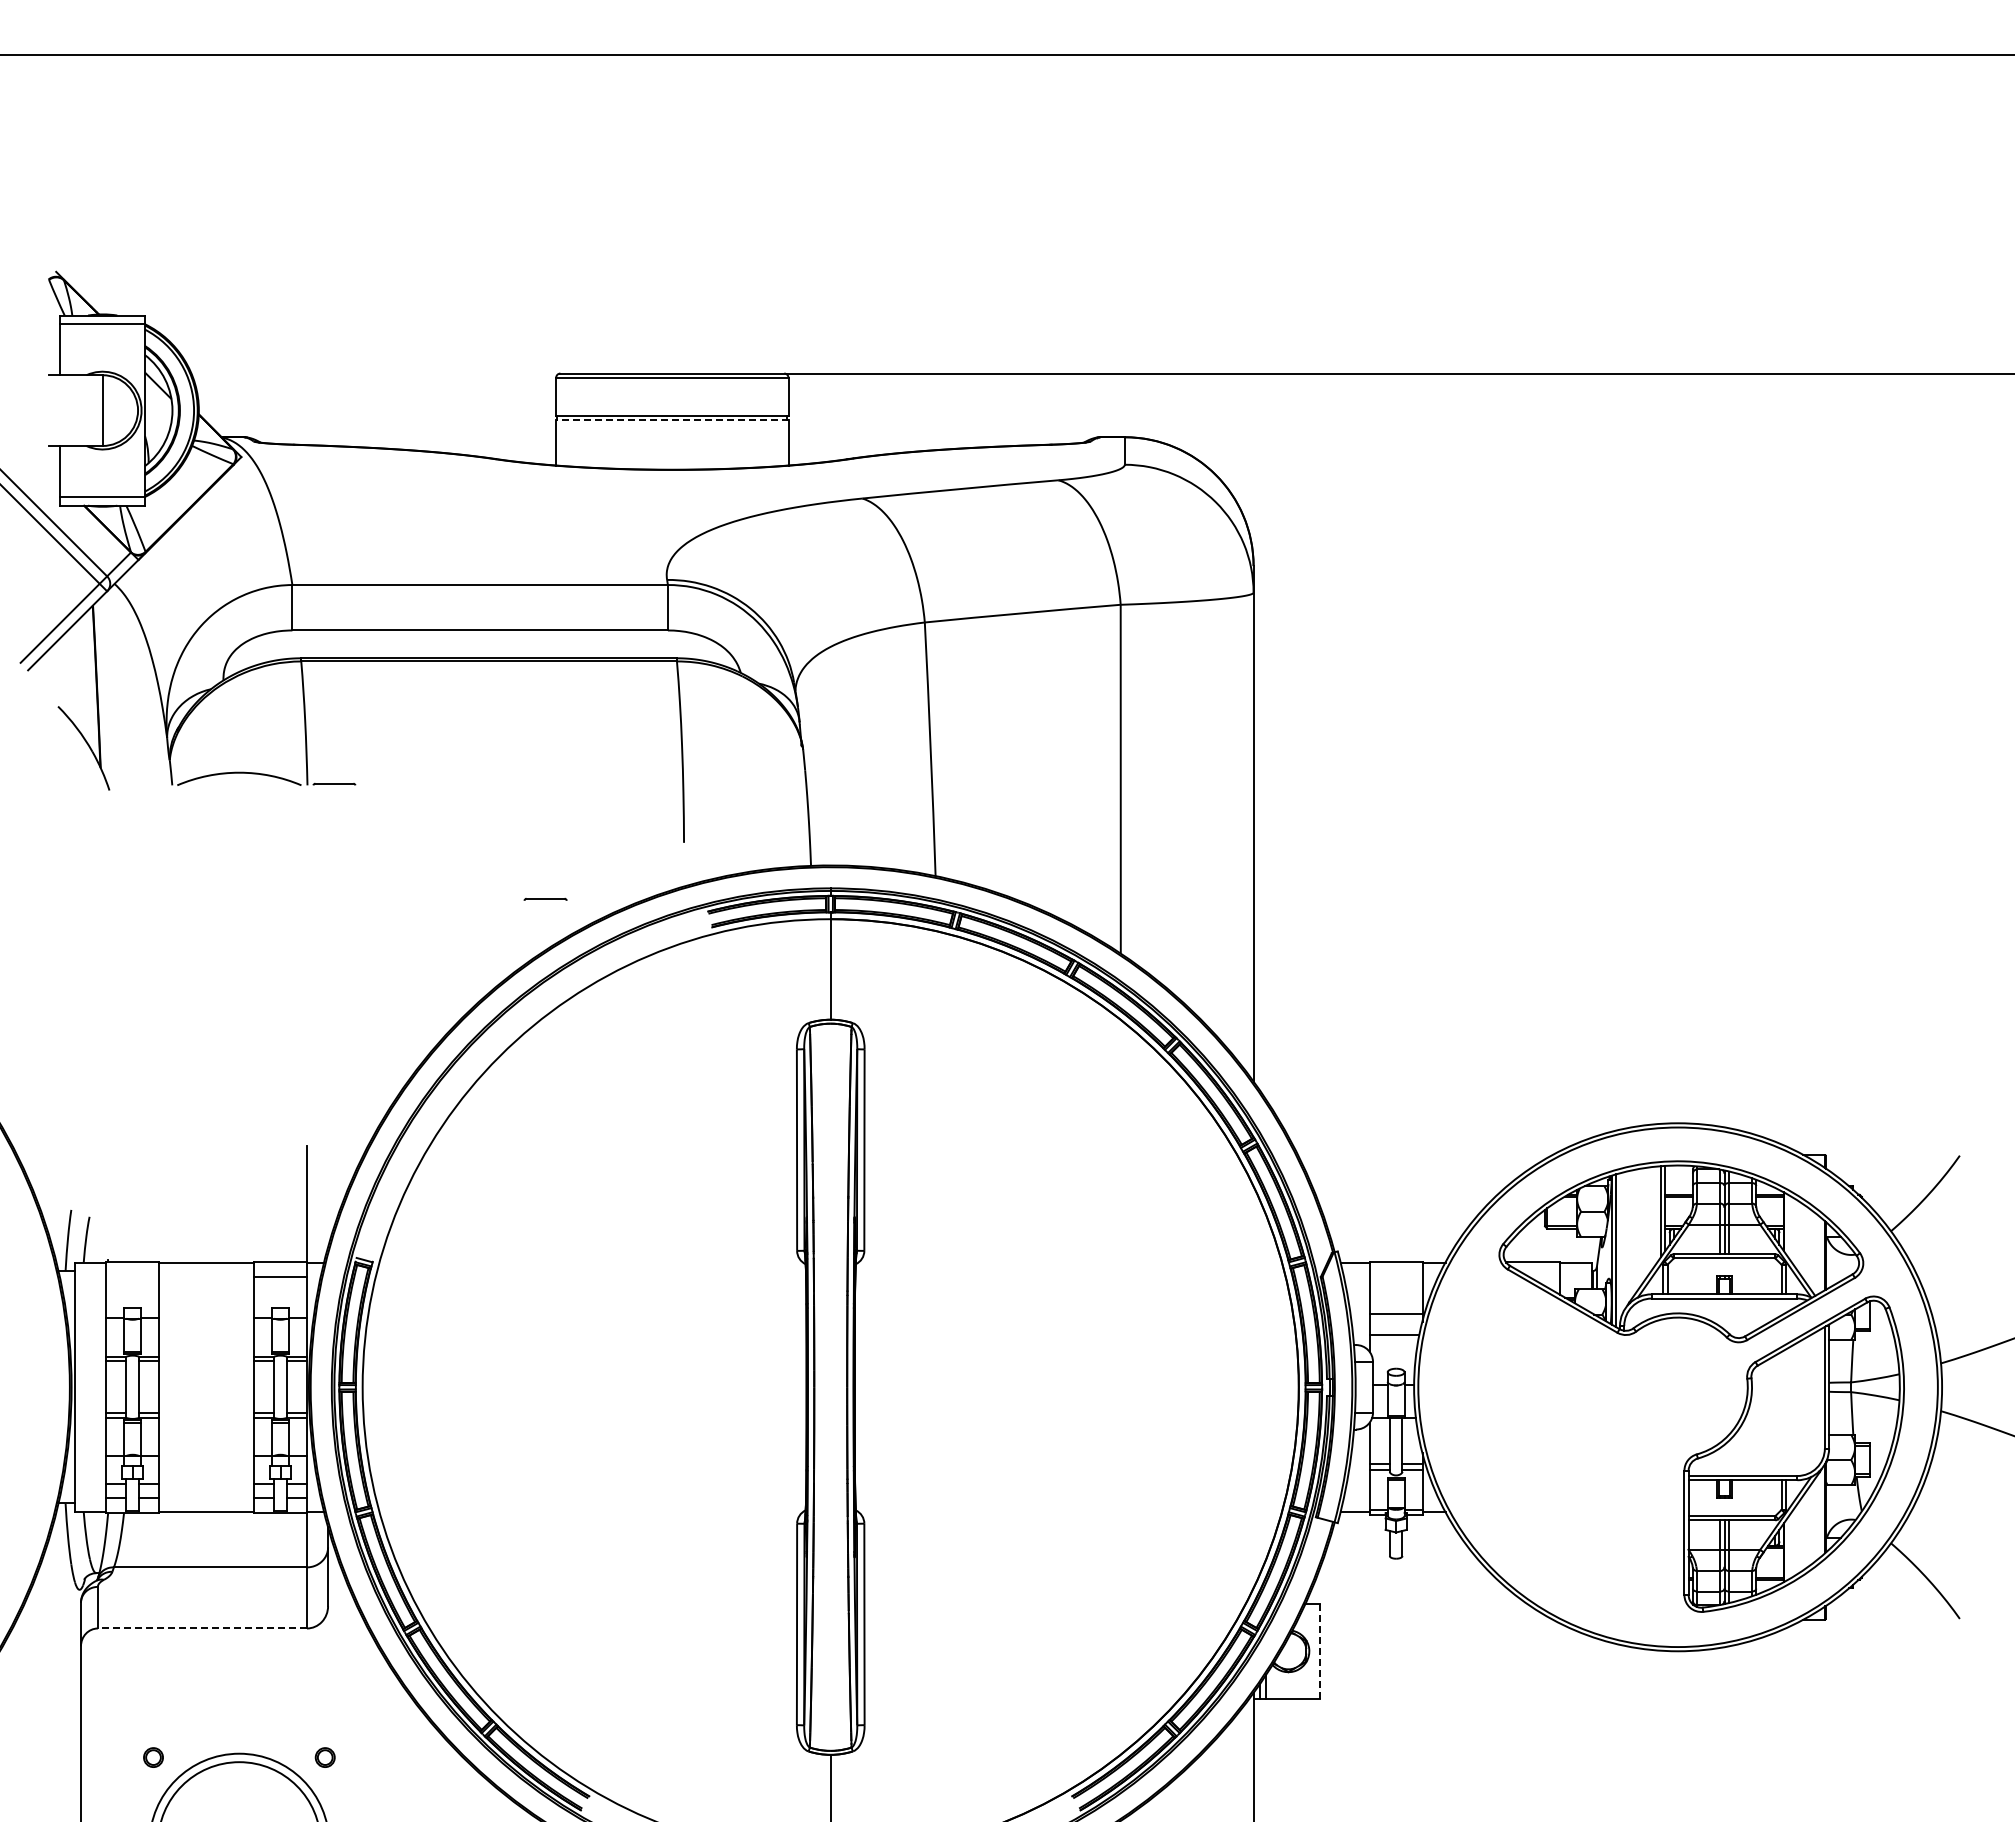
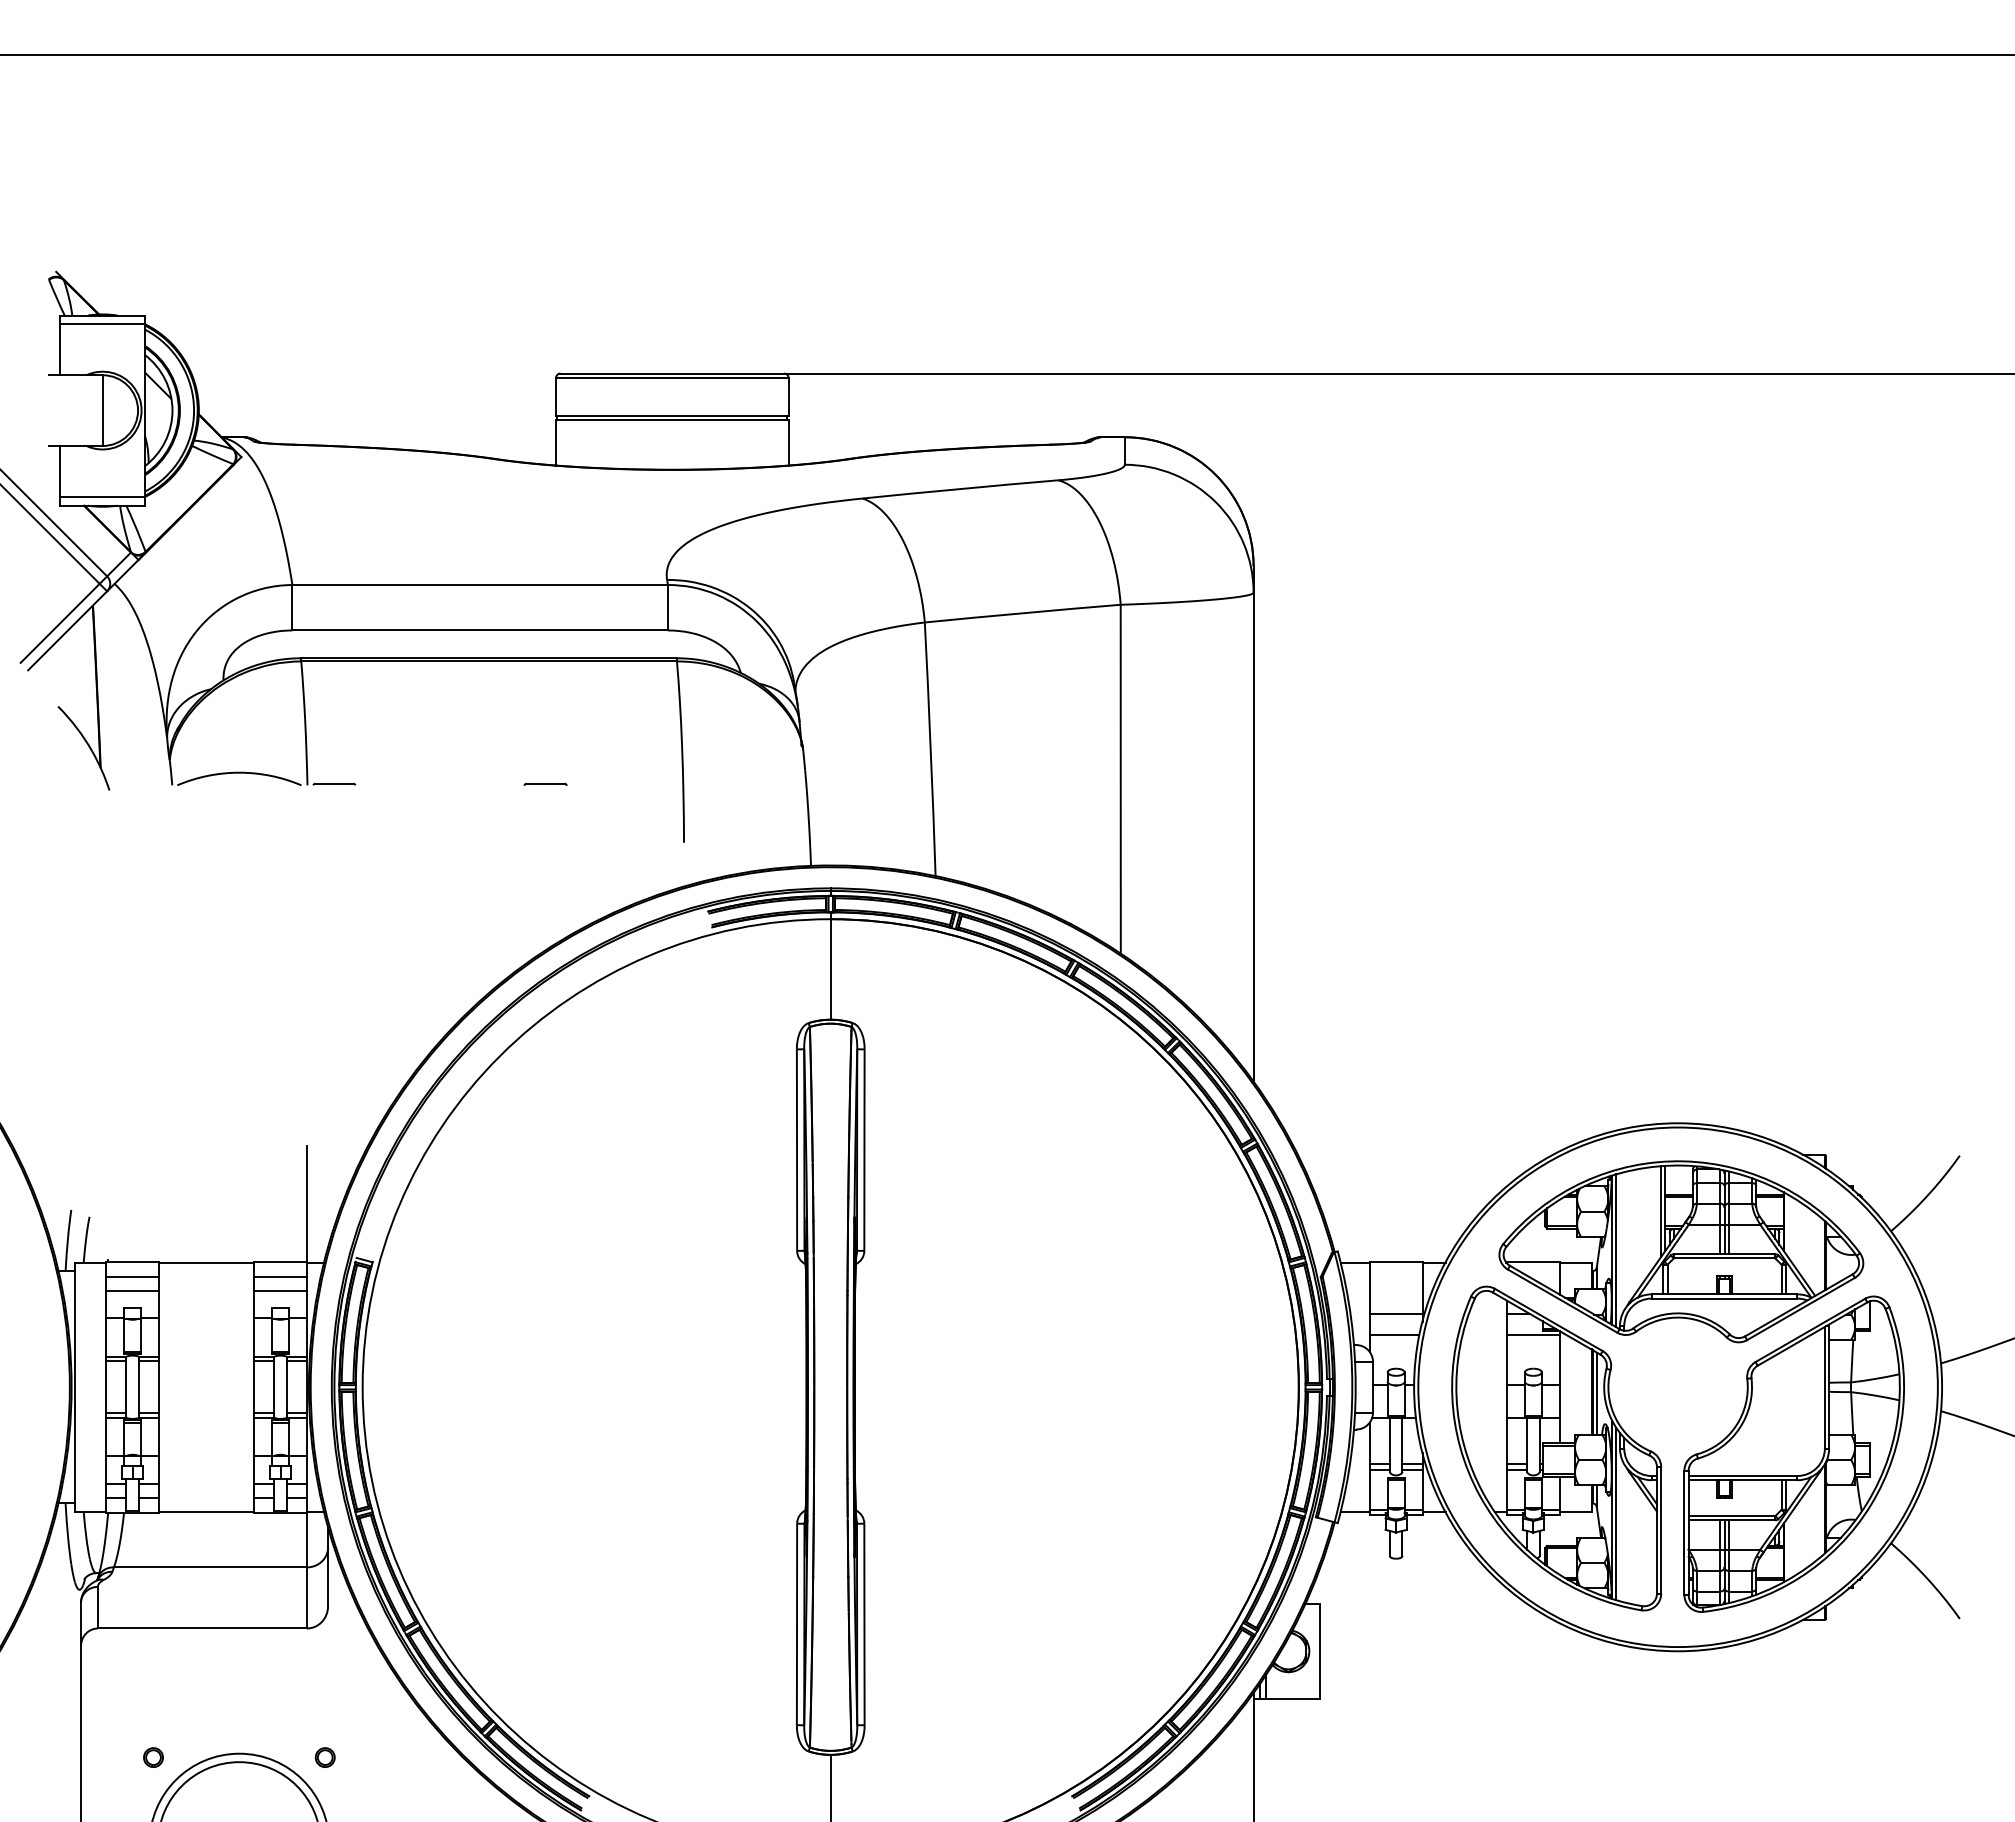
line: dashed -> solid (671, 420)
part position: (545, 898) -> (545, 783) (545, 783)
line: none -> present (132, 1276)
line: none -> present (132, 1290)
line: none -> present (280, 1290)
part: none -> present (1556, 1448)
line: dashed -> solid (202, 1628)
line: dashed -> solid (1320, 1651)
